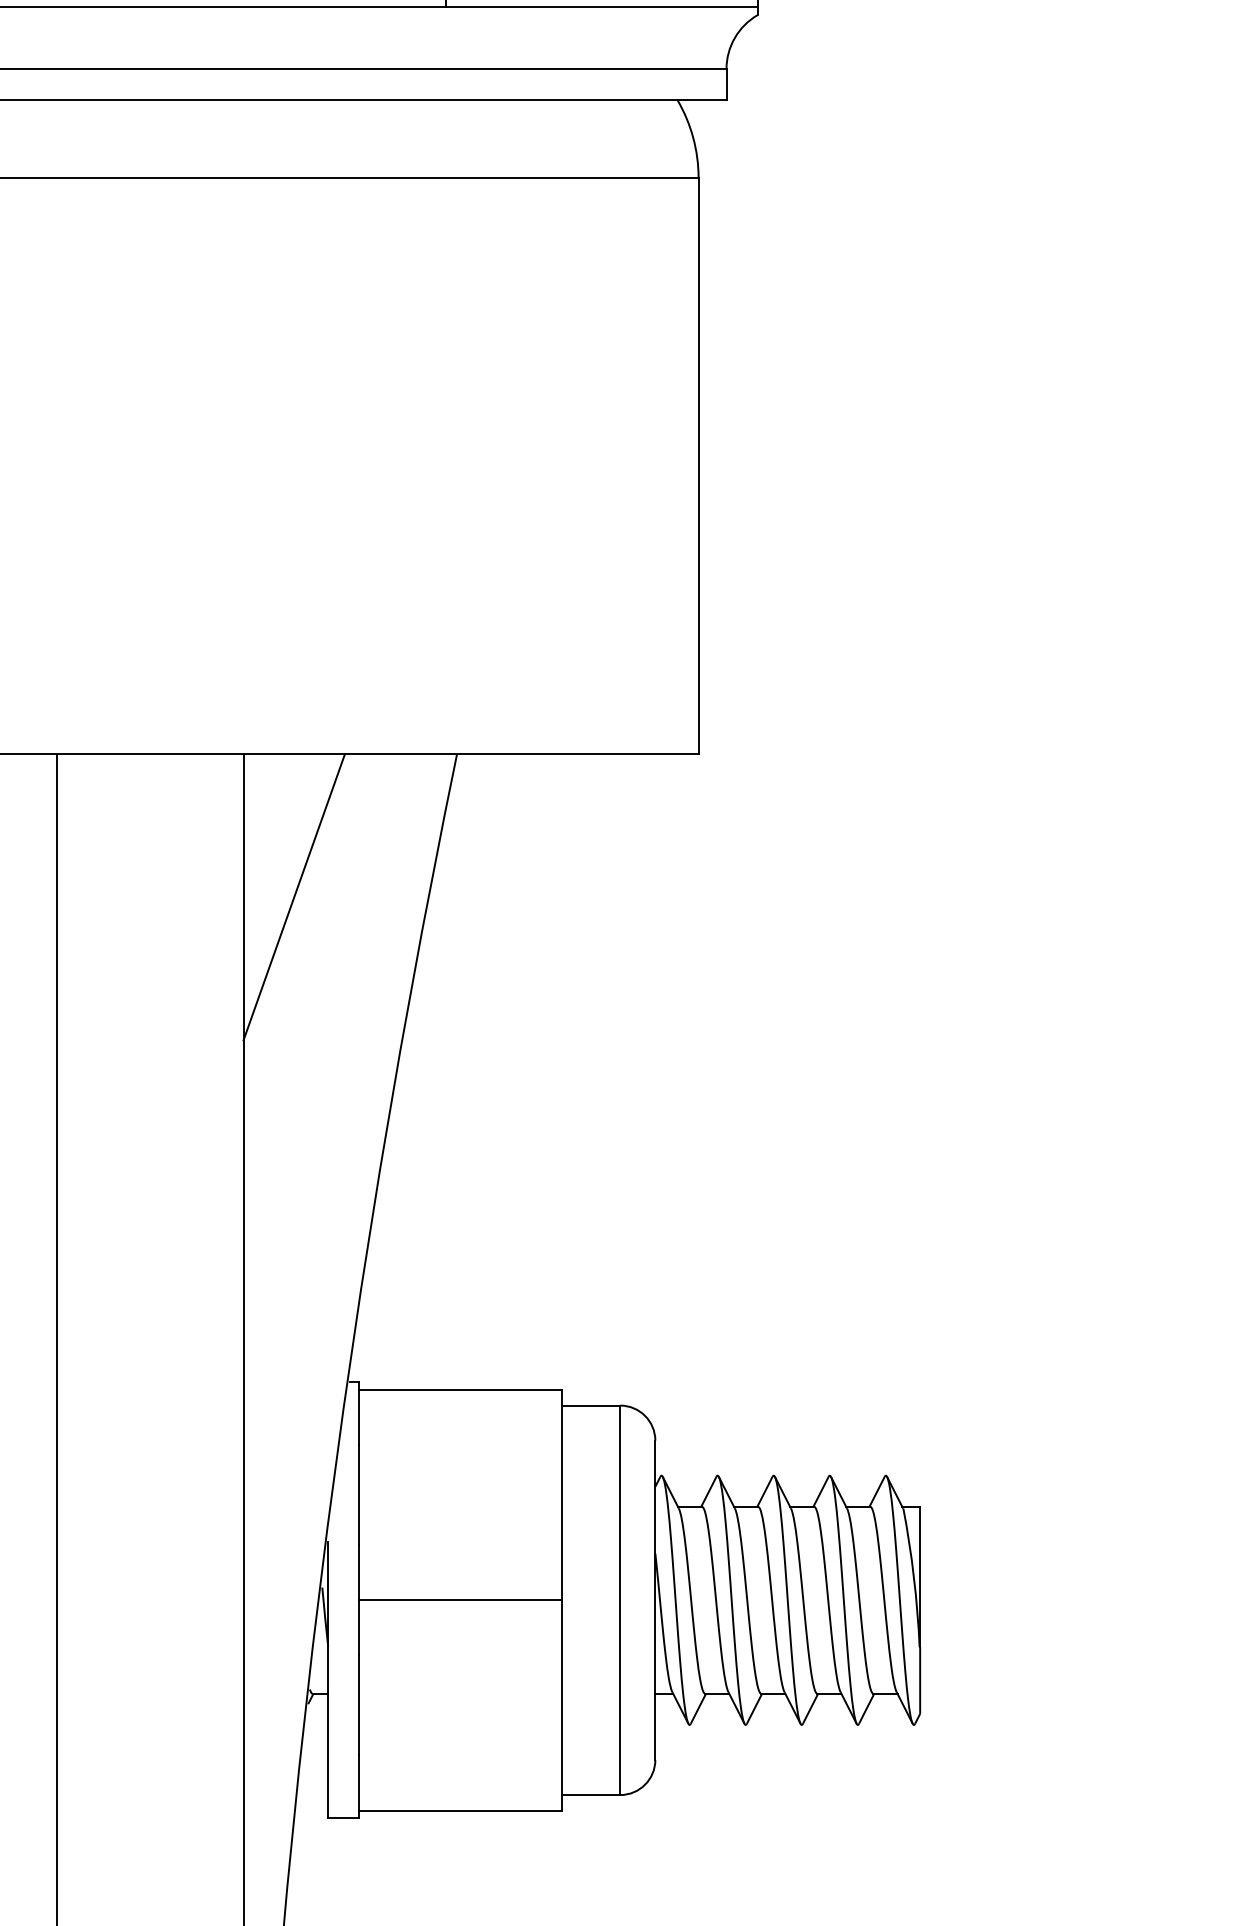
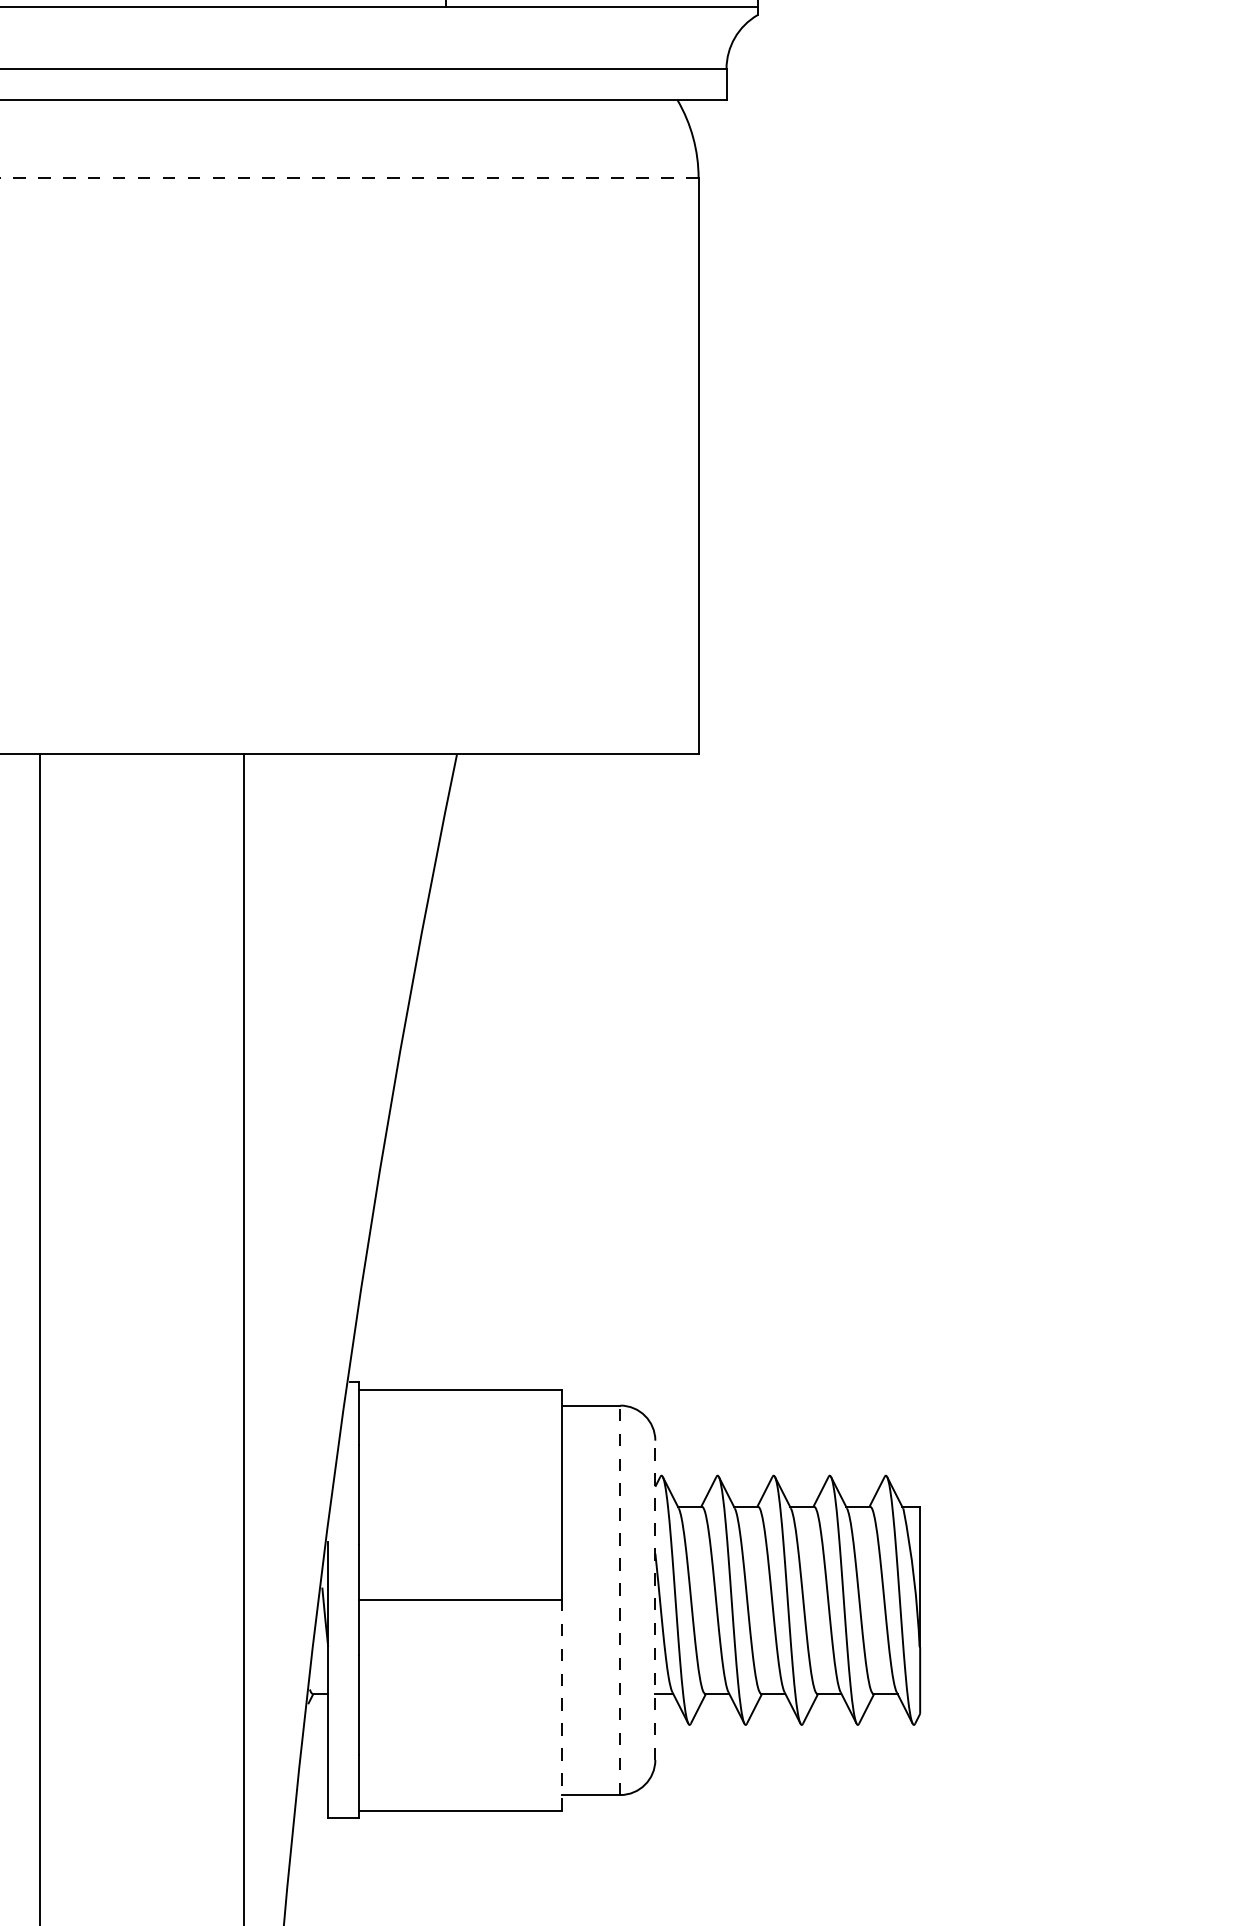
line: solid -> dashed (349, 178)
line: present -> none (293, 897)
line position: (56, 1338) -> (39, 1338) (39, 1338)
line: solid -> dashed (620, 1600)
line: solid -> dashed (655, 1600)
line: solid -> dashed (561, 1704)
